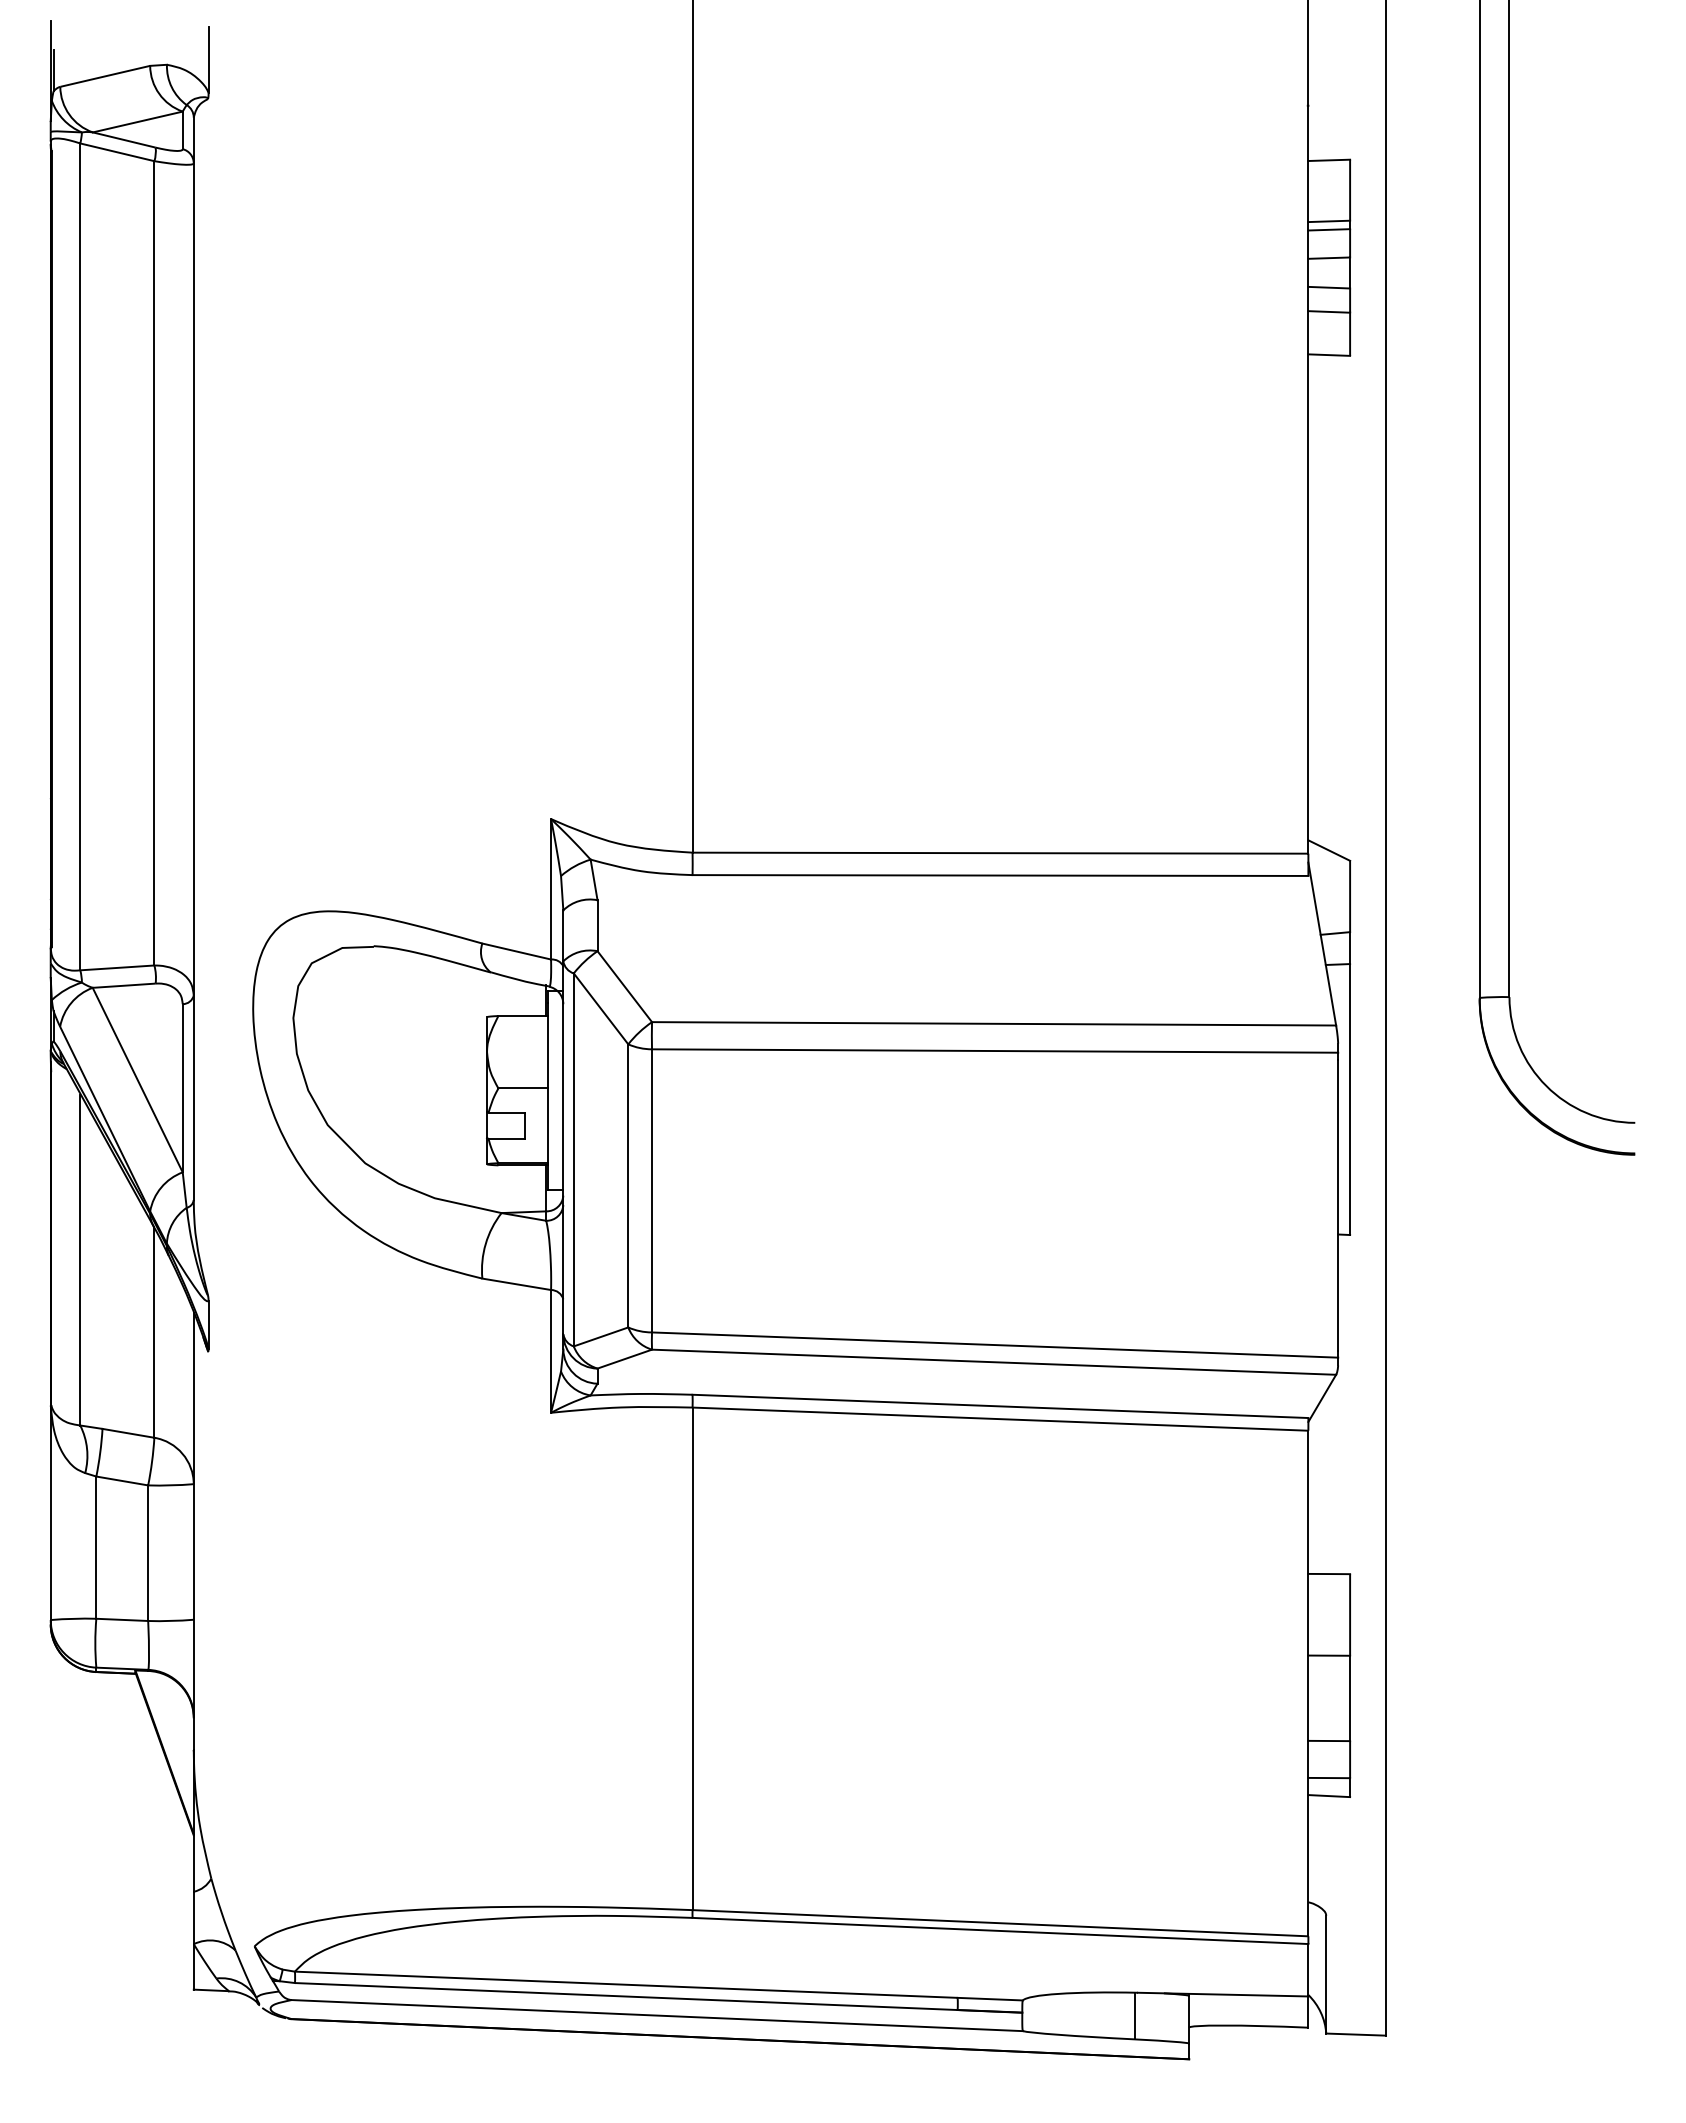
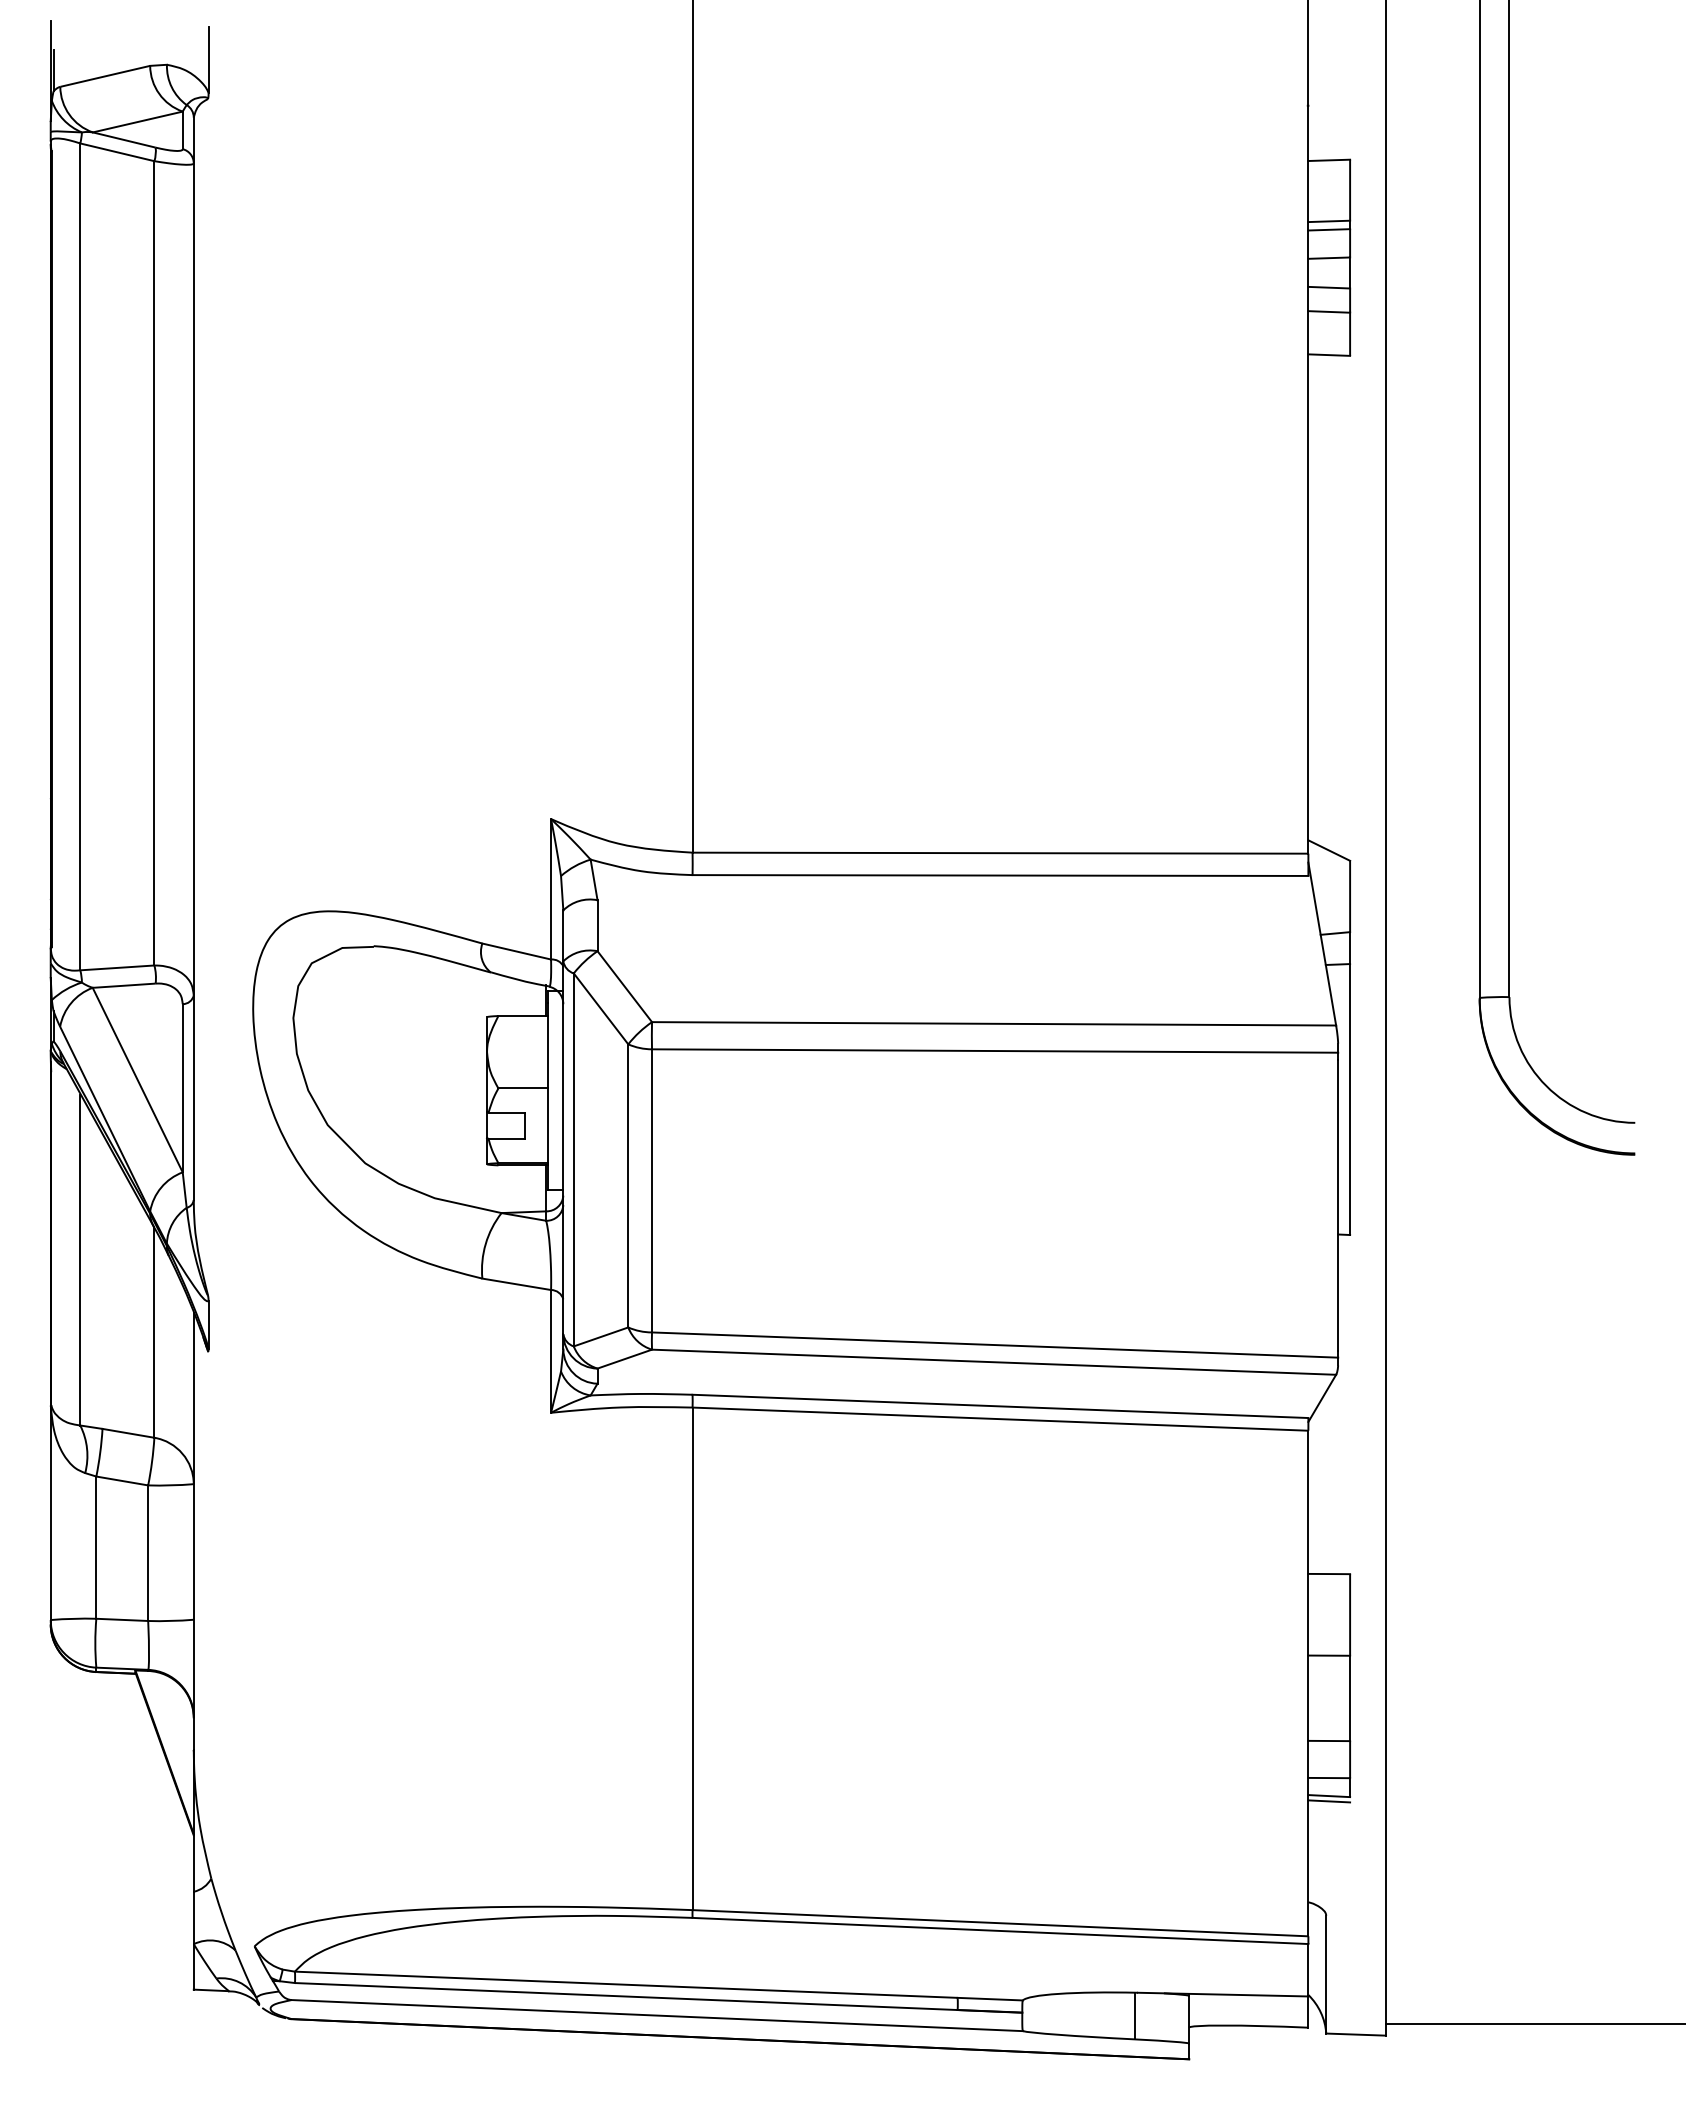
line: none -> present (1329, 1801)
line: none -> present (1533, 2023)
